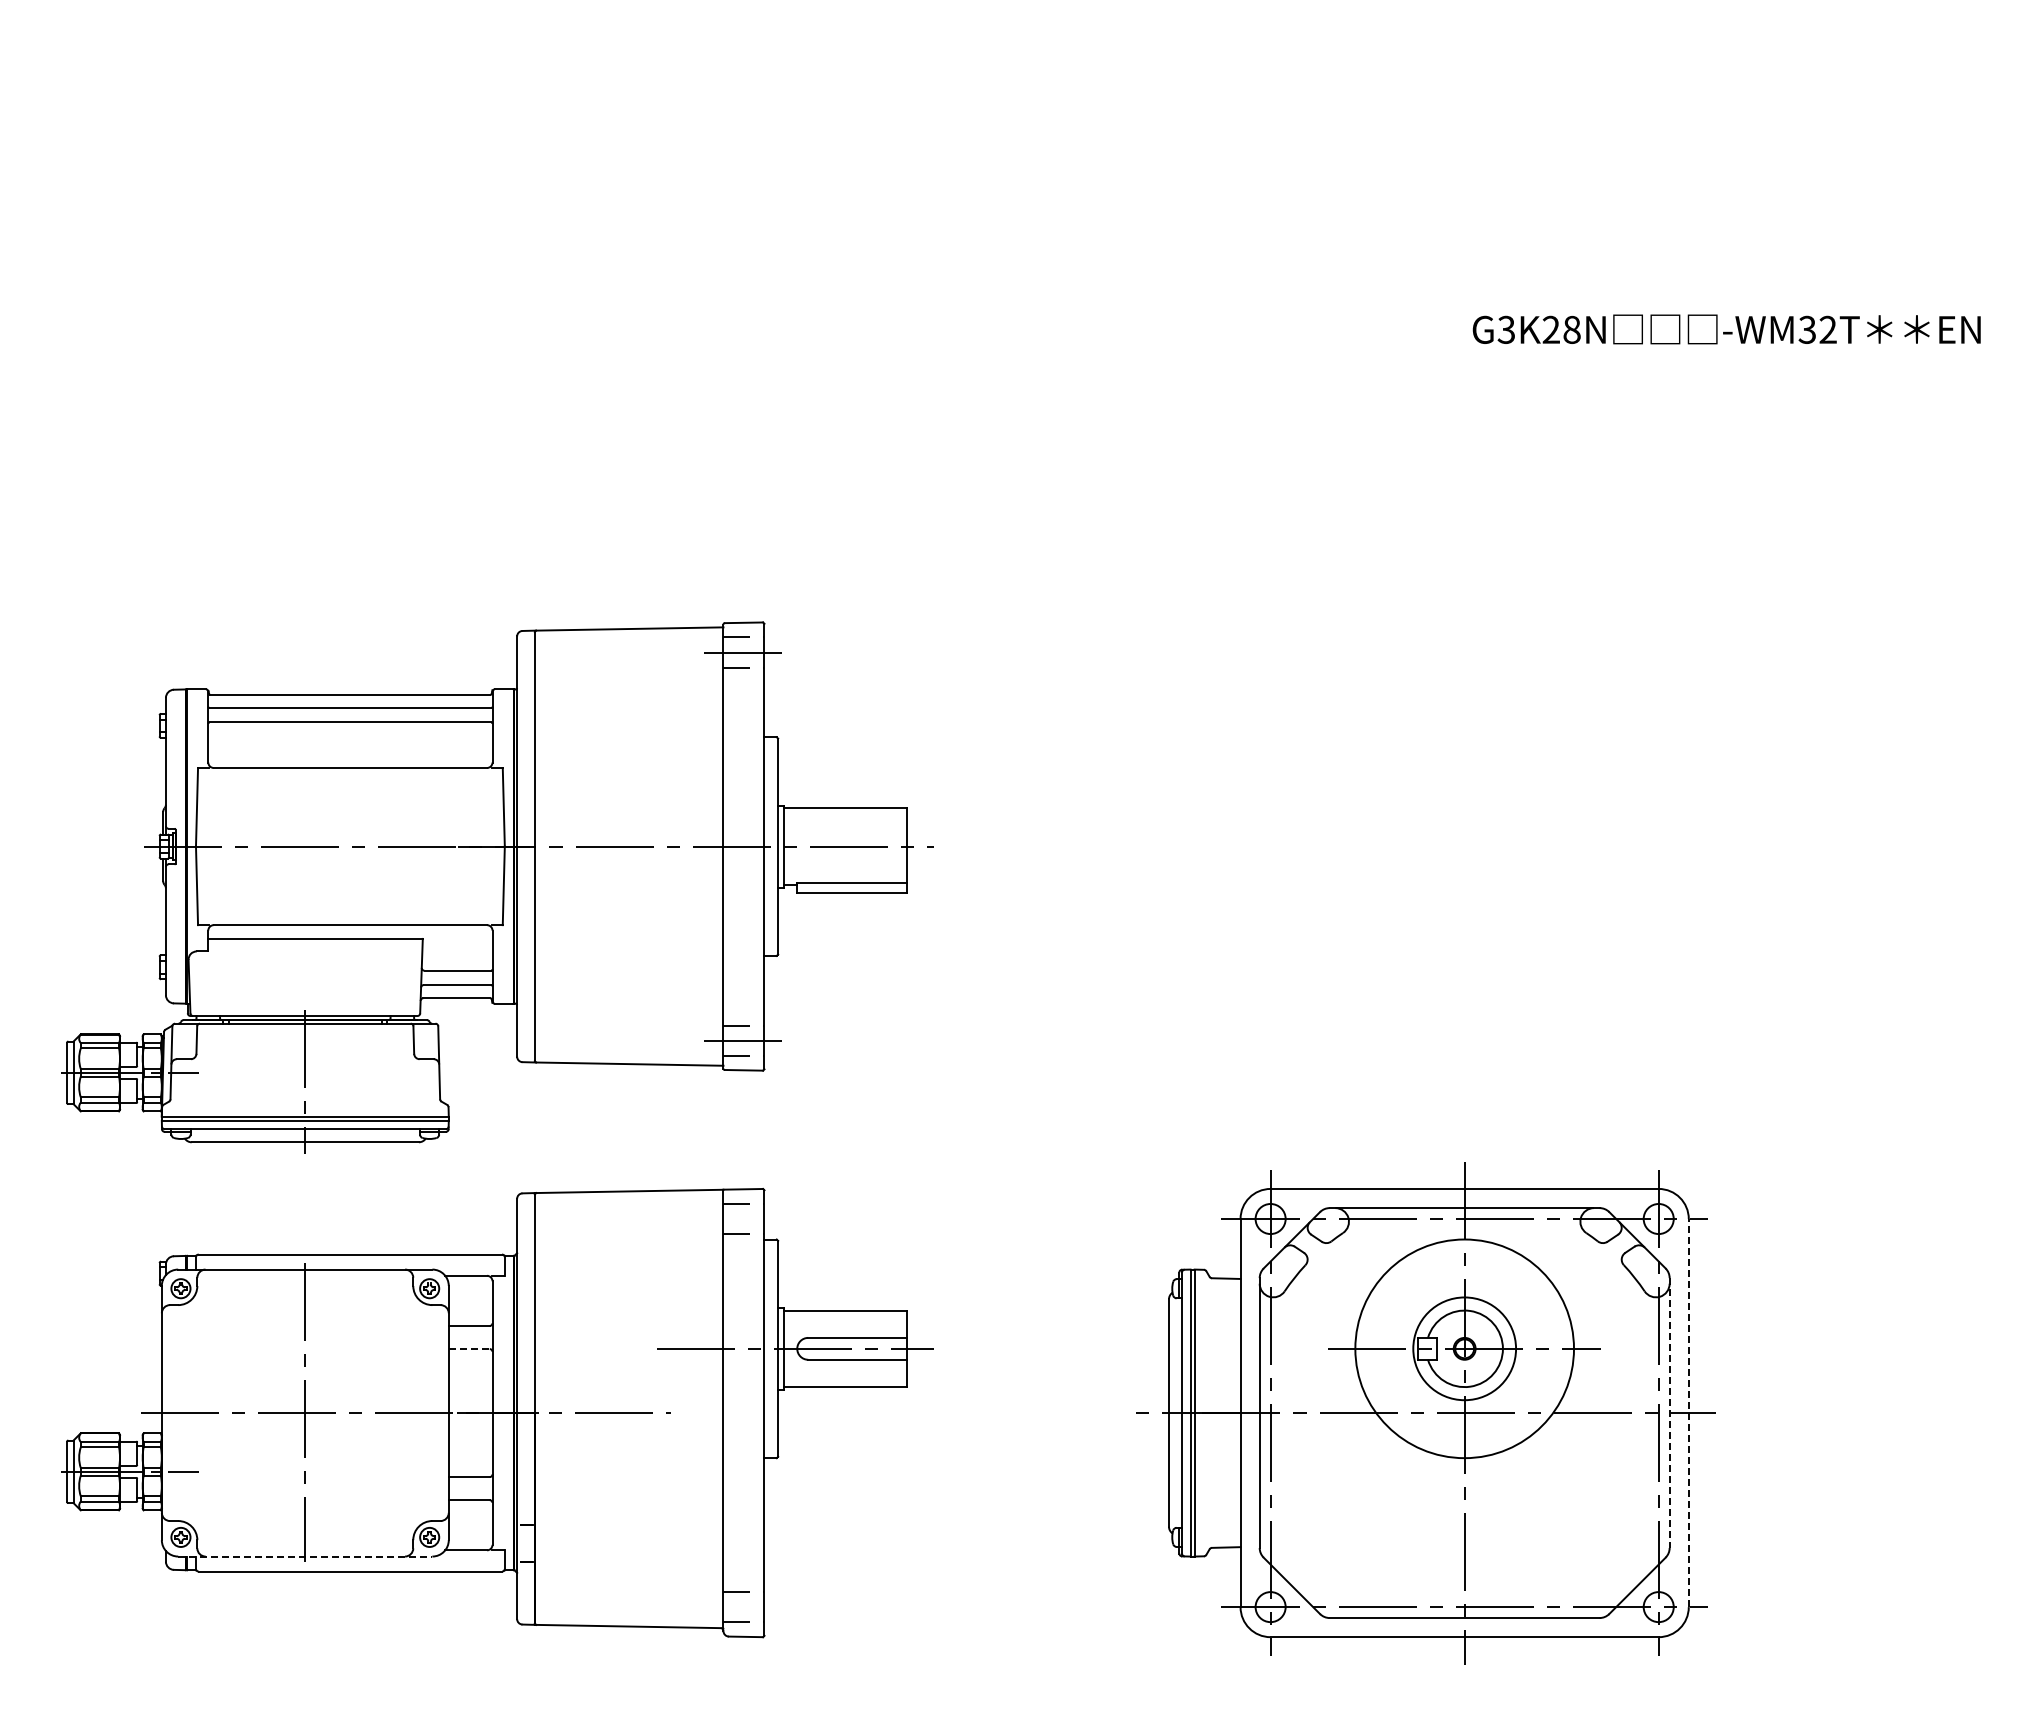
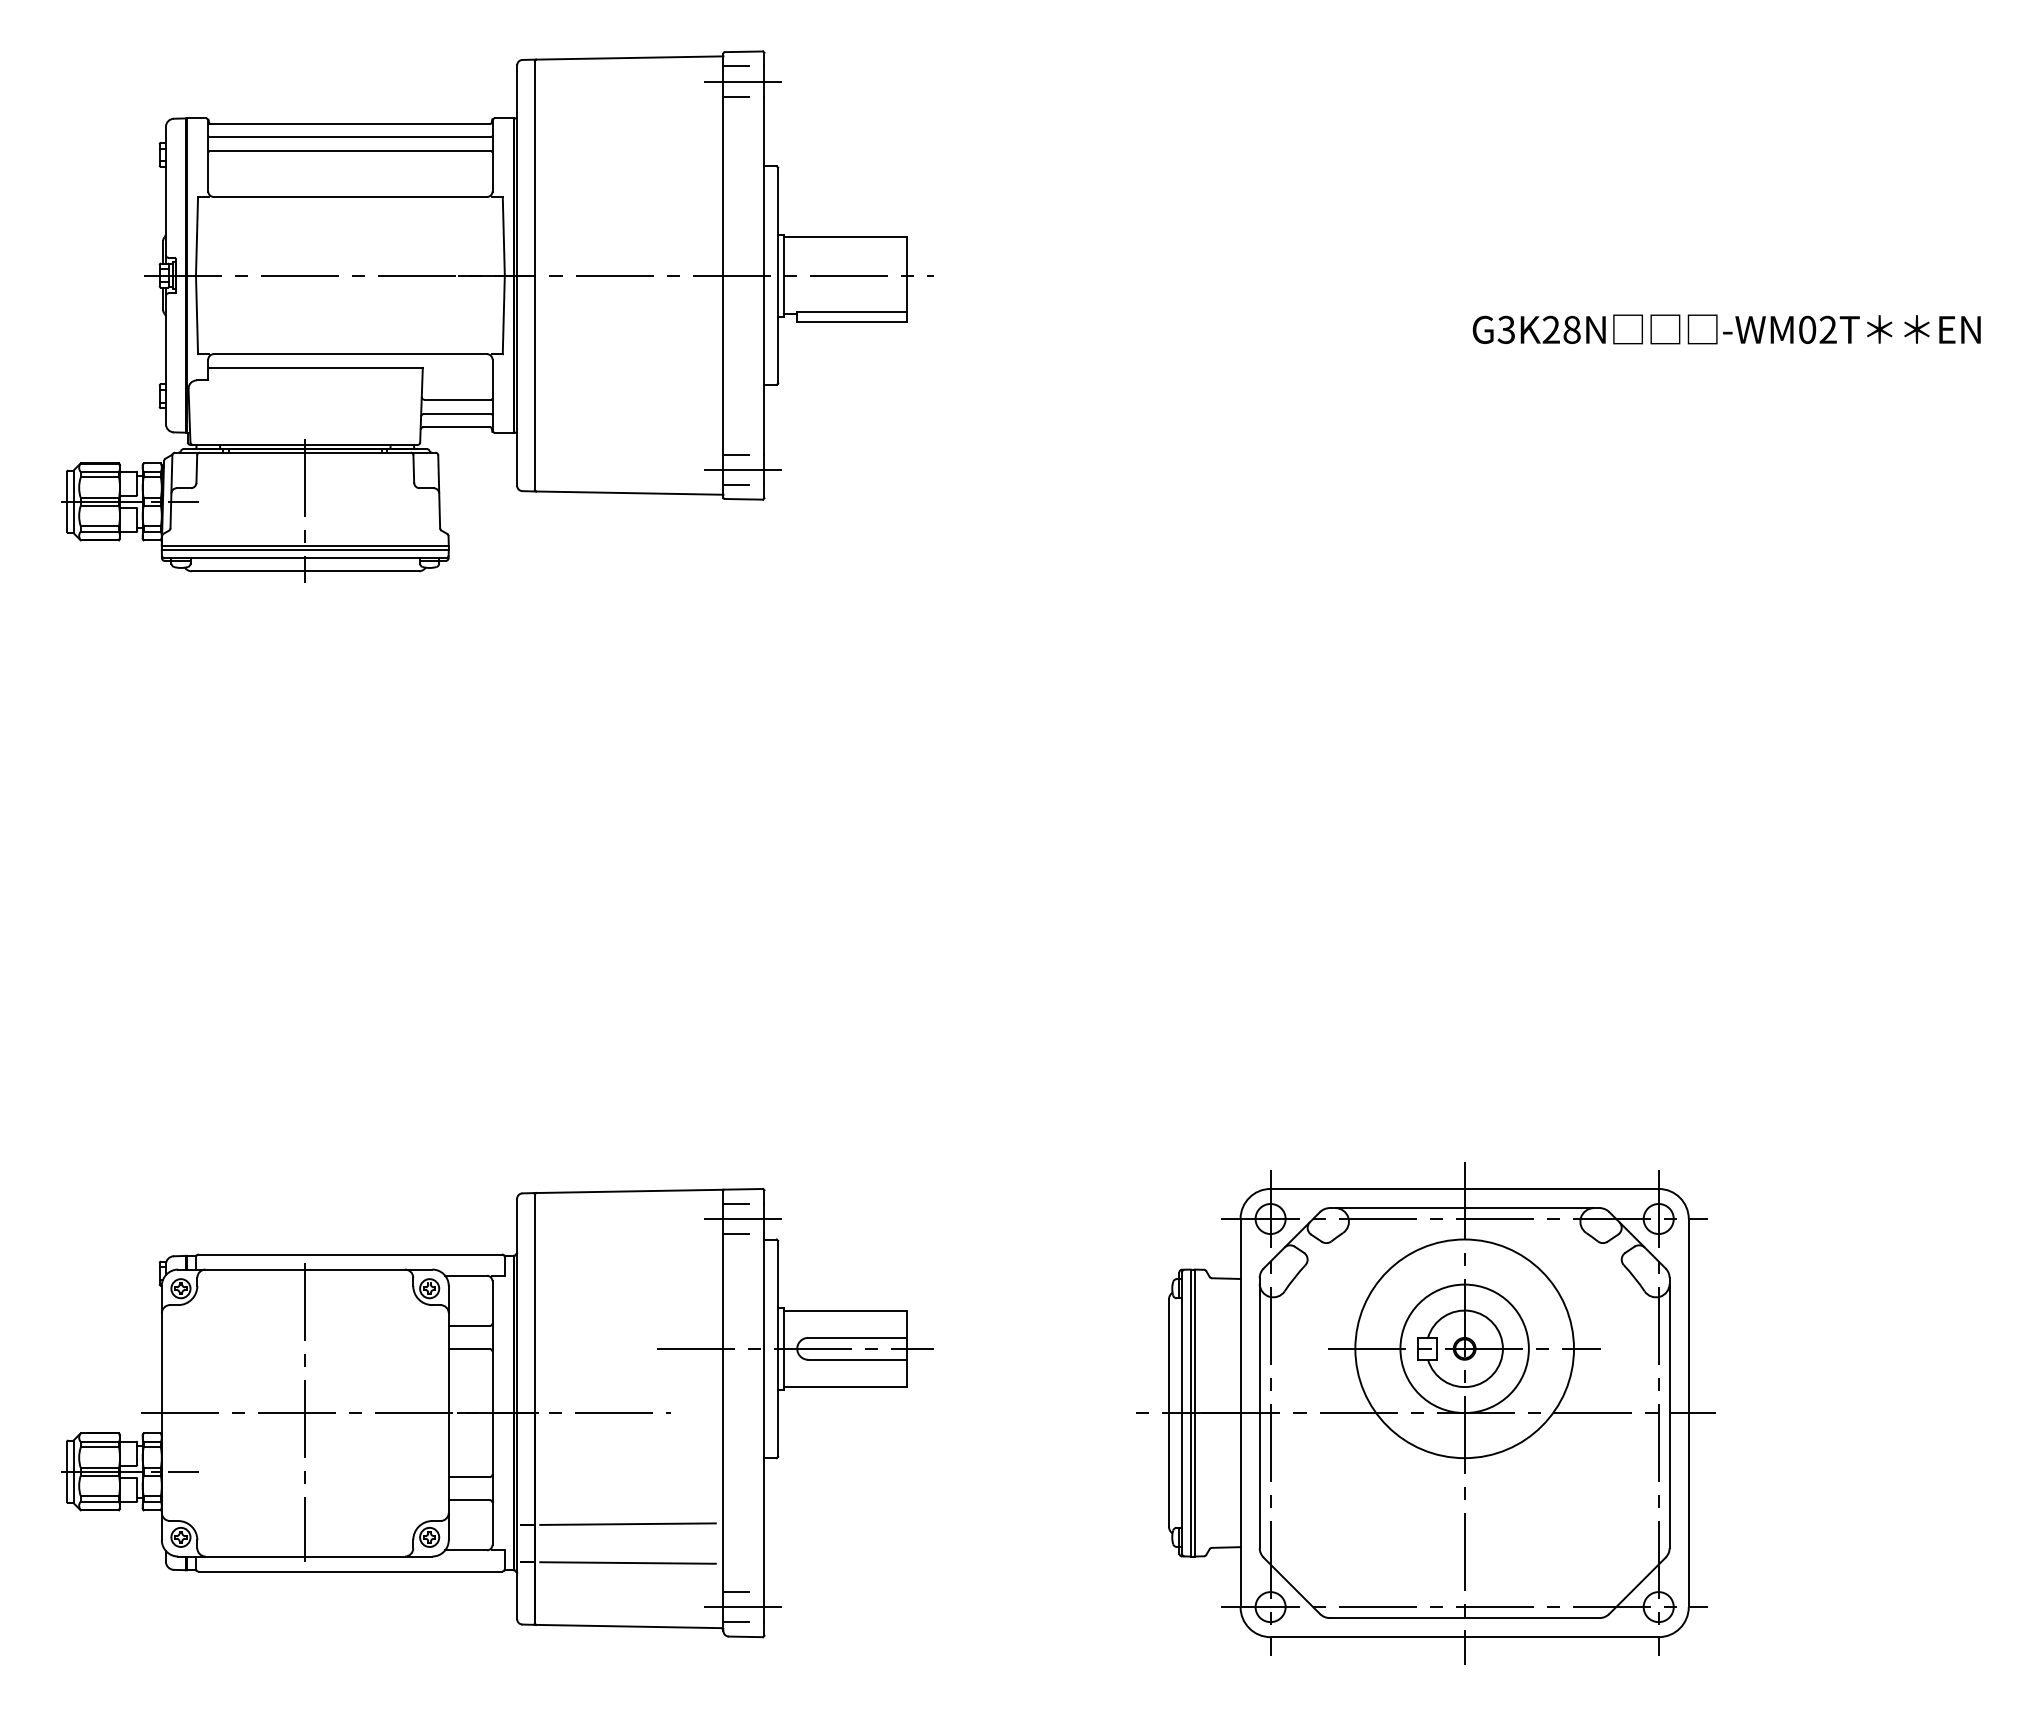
text: -WM32T -> -WM02T (1807, 329)
part position: (497, 887) -> (497, 316) (497, 316)
line: none -> present (743, 1219)
circle diameter: 103 px -> 128 px (1464, 1348)
line: dashed -> solid (469, 1349)
line: dashed -> solid (1688, 1412)
line: dashed -> solid (1669, 1413)
line: none -> present (627, 1523)
line: dashed -> solid (305, 1556)
line: none -> present (627, 1562)
line: none -> present (743, 1607)
